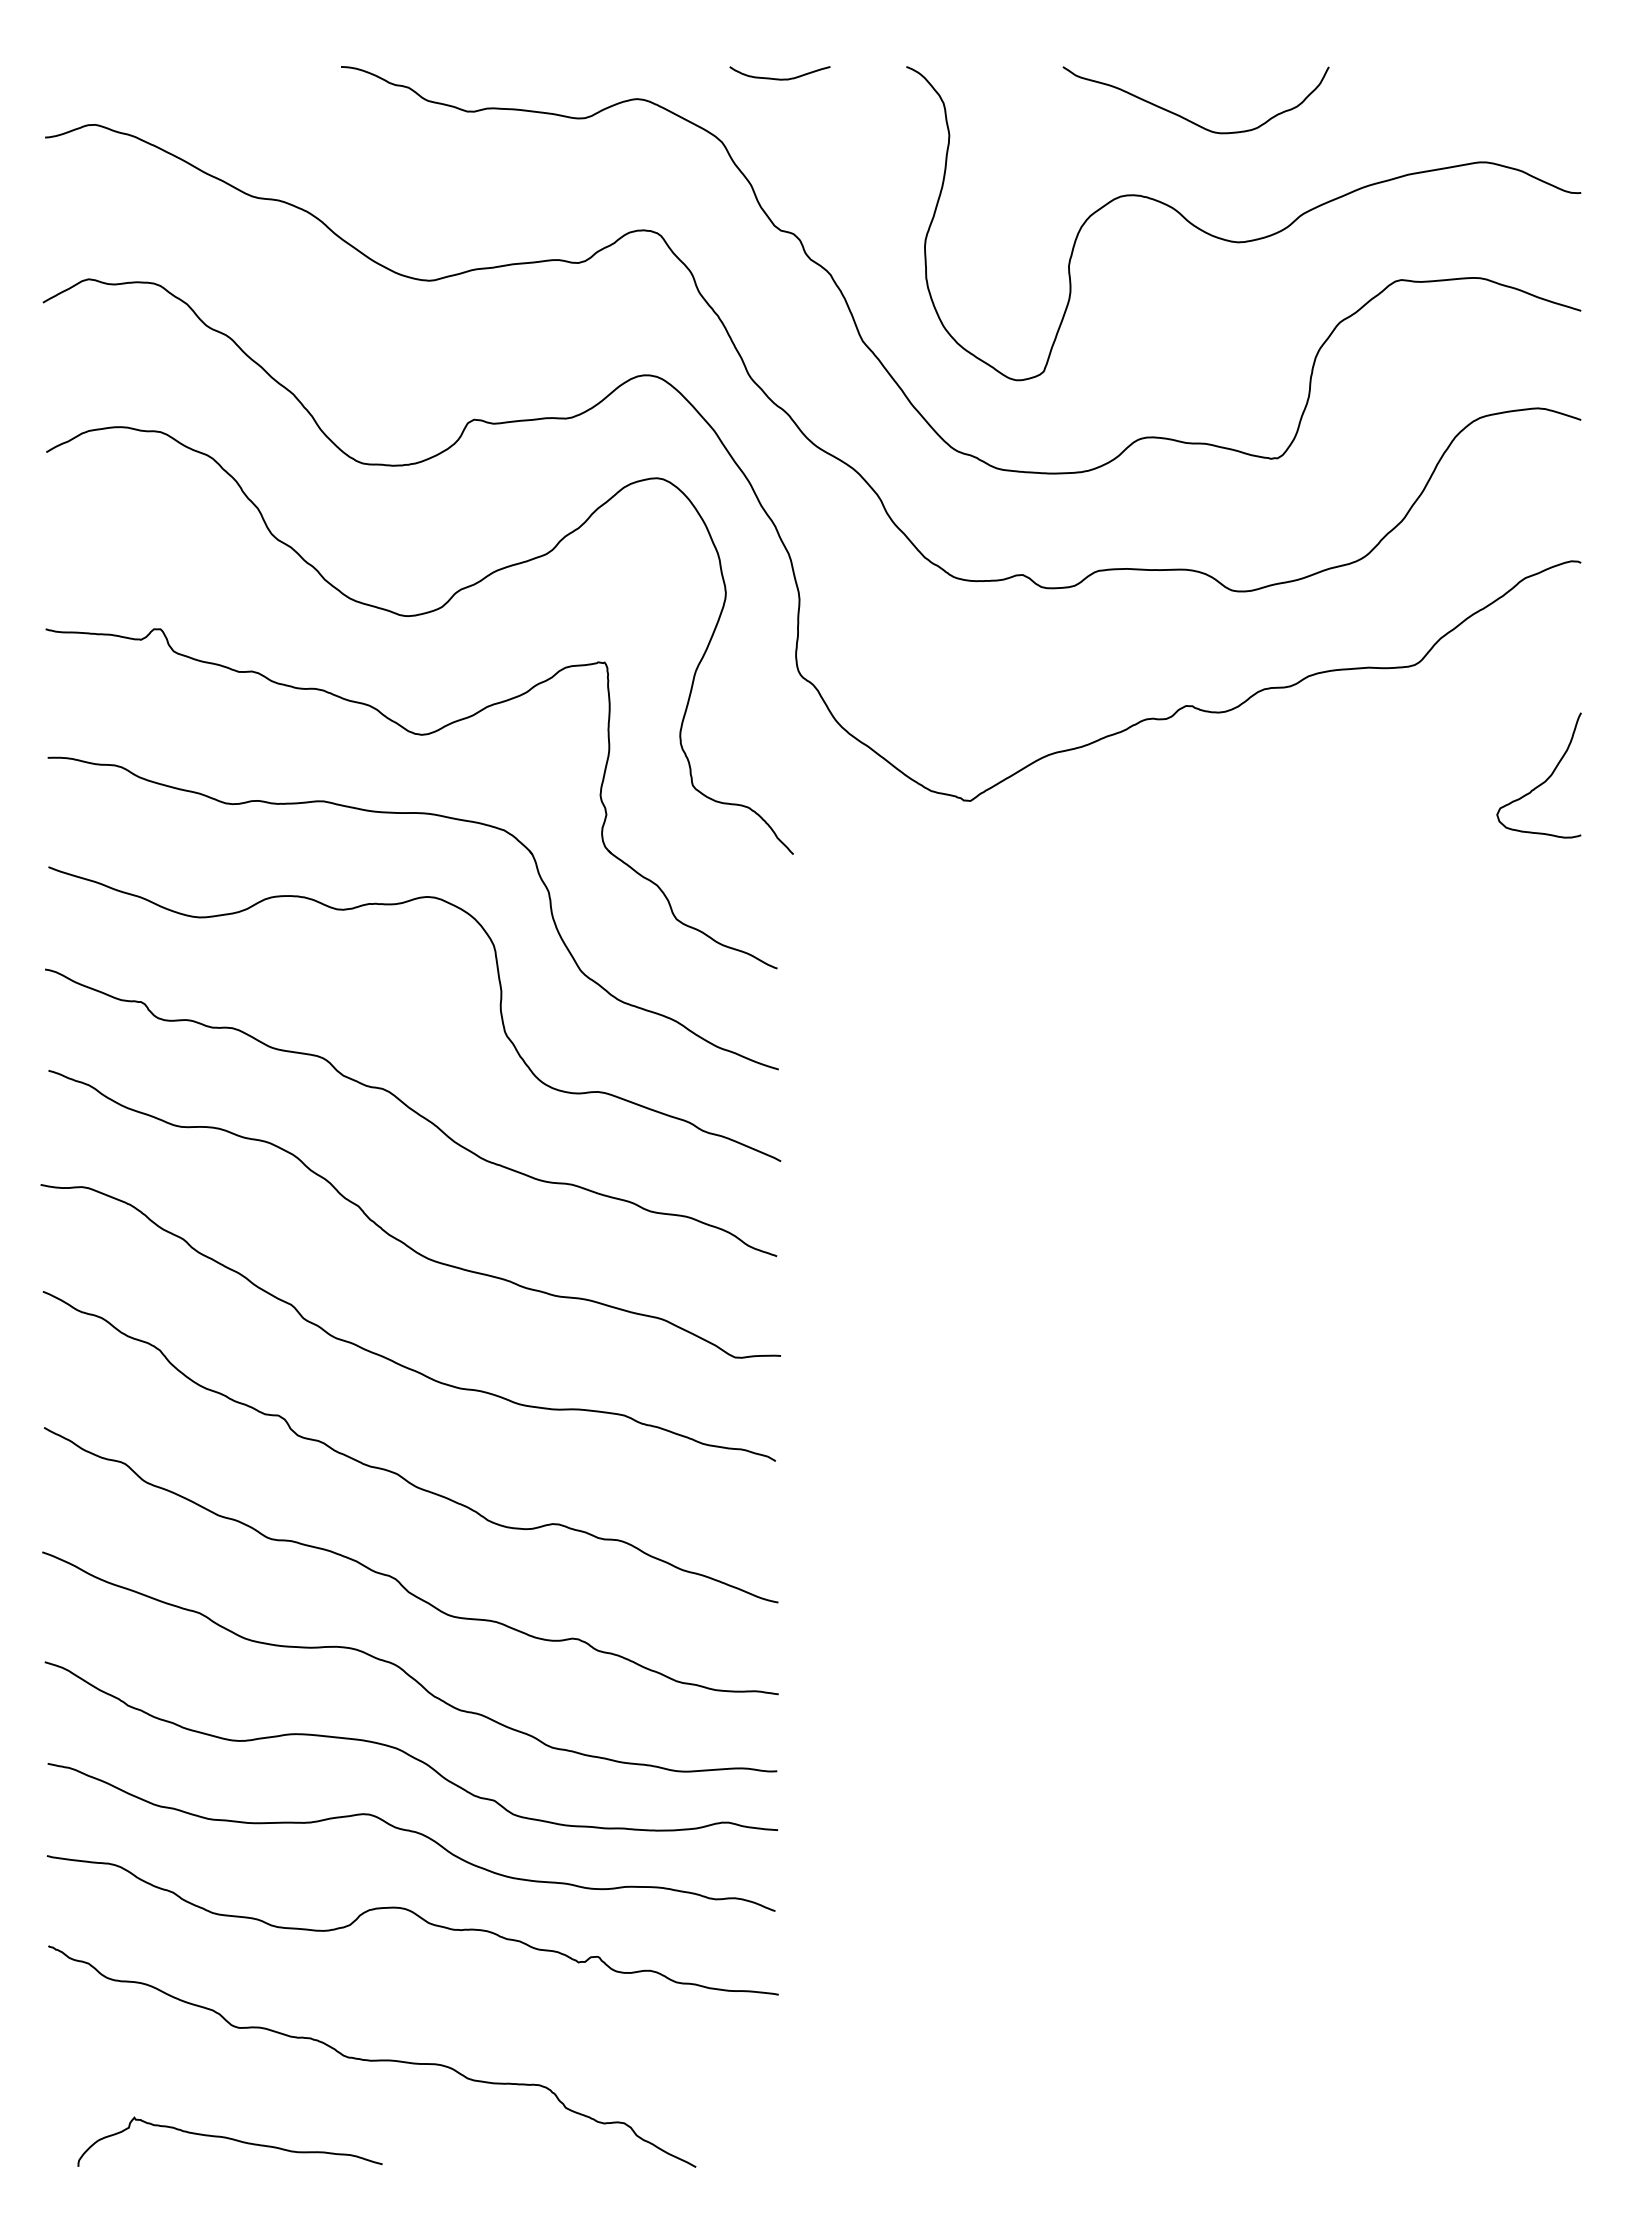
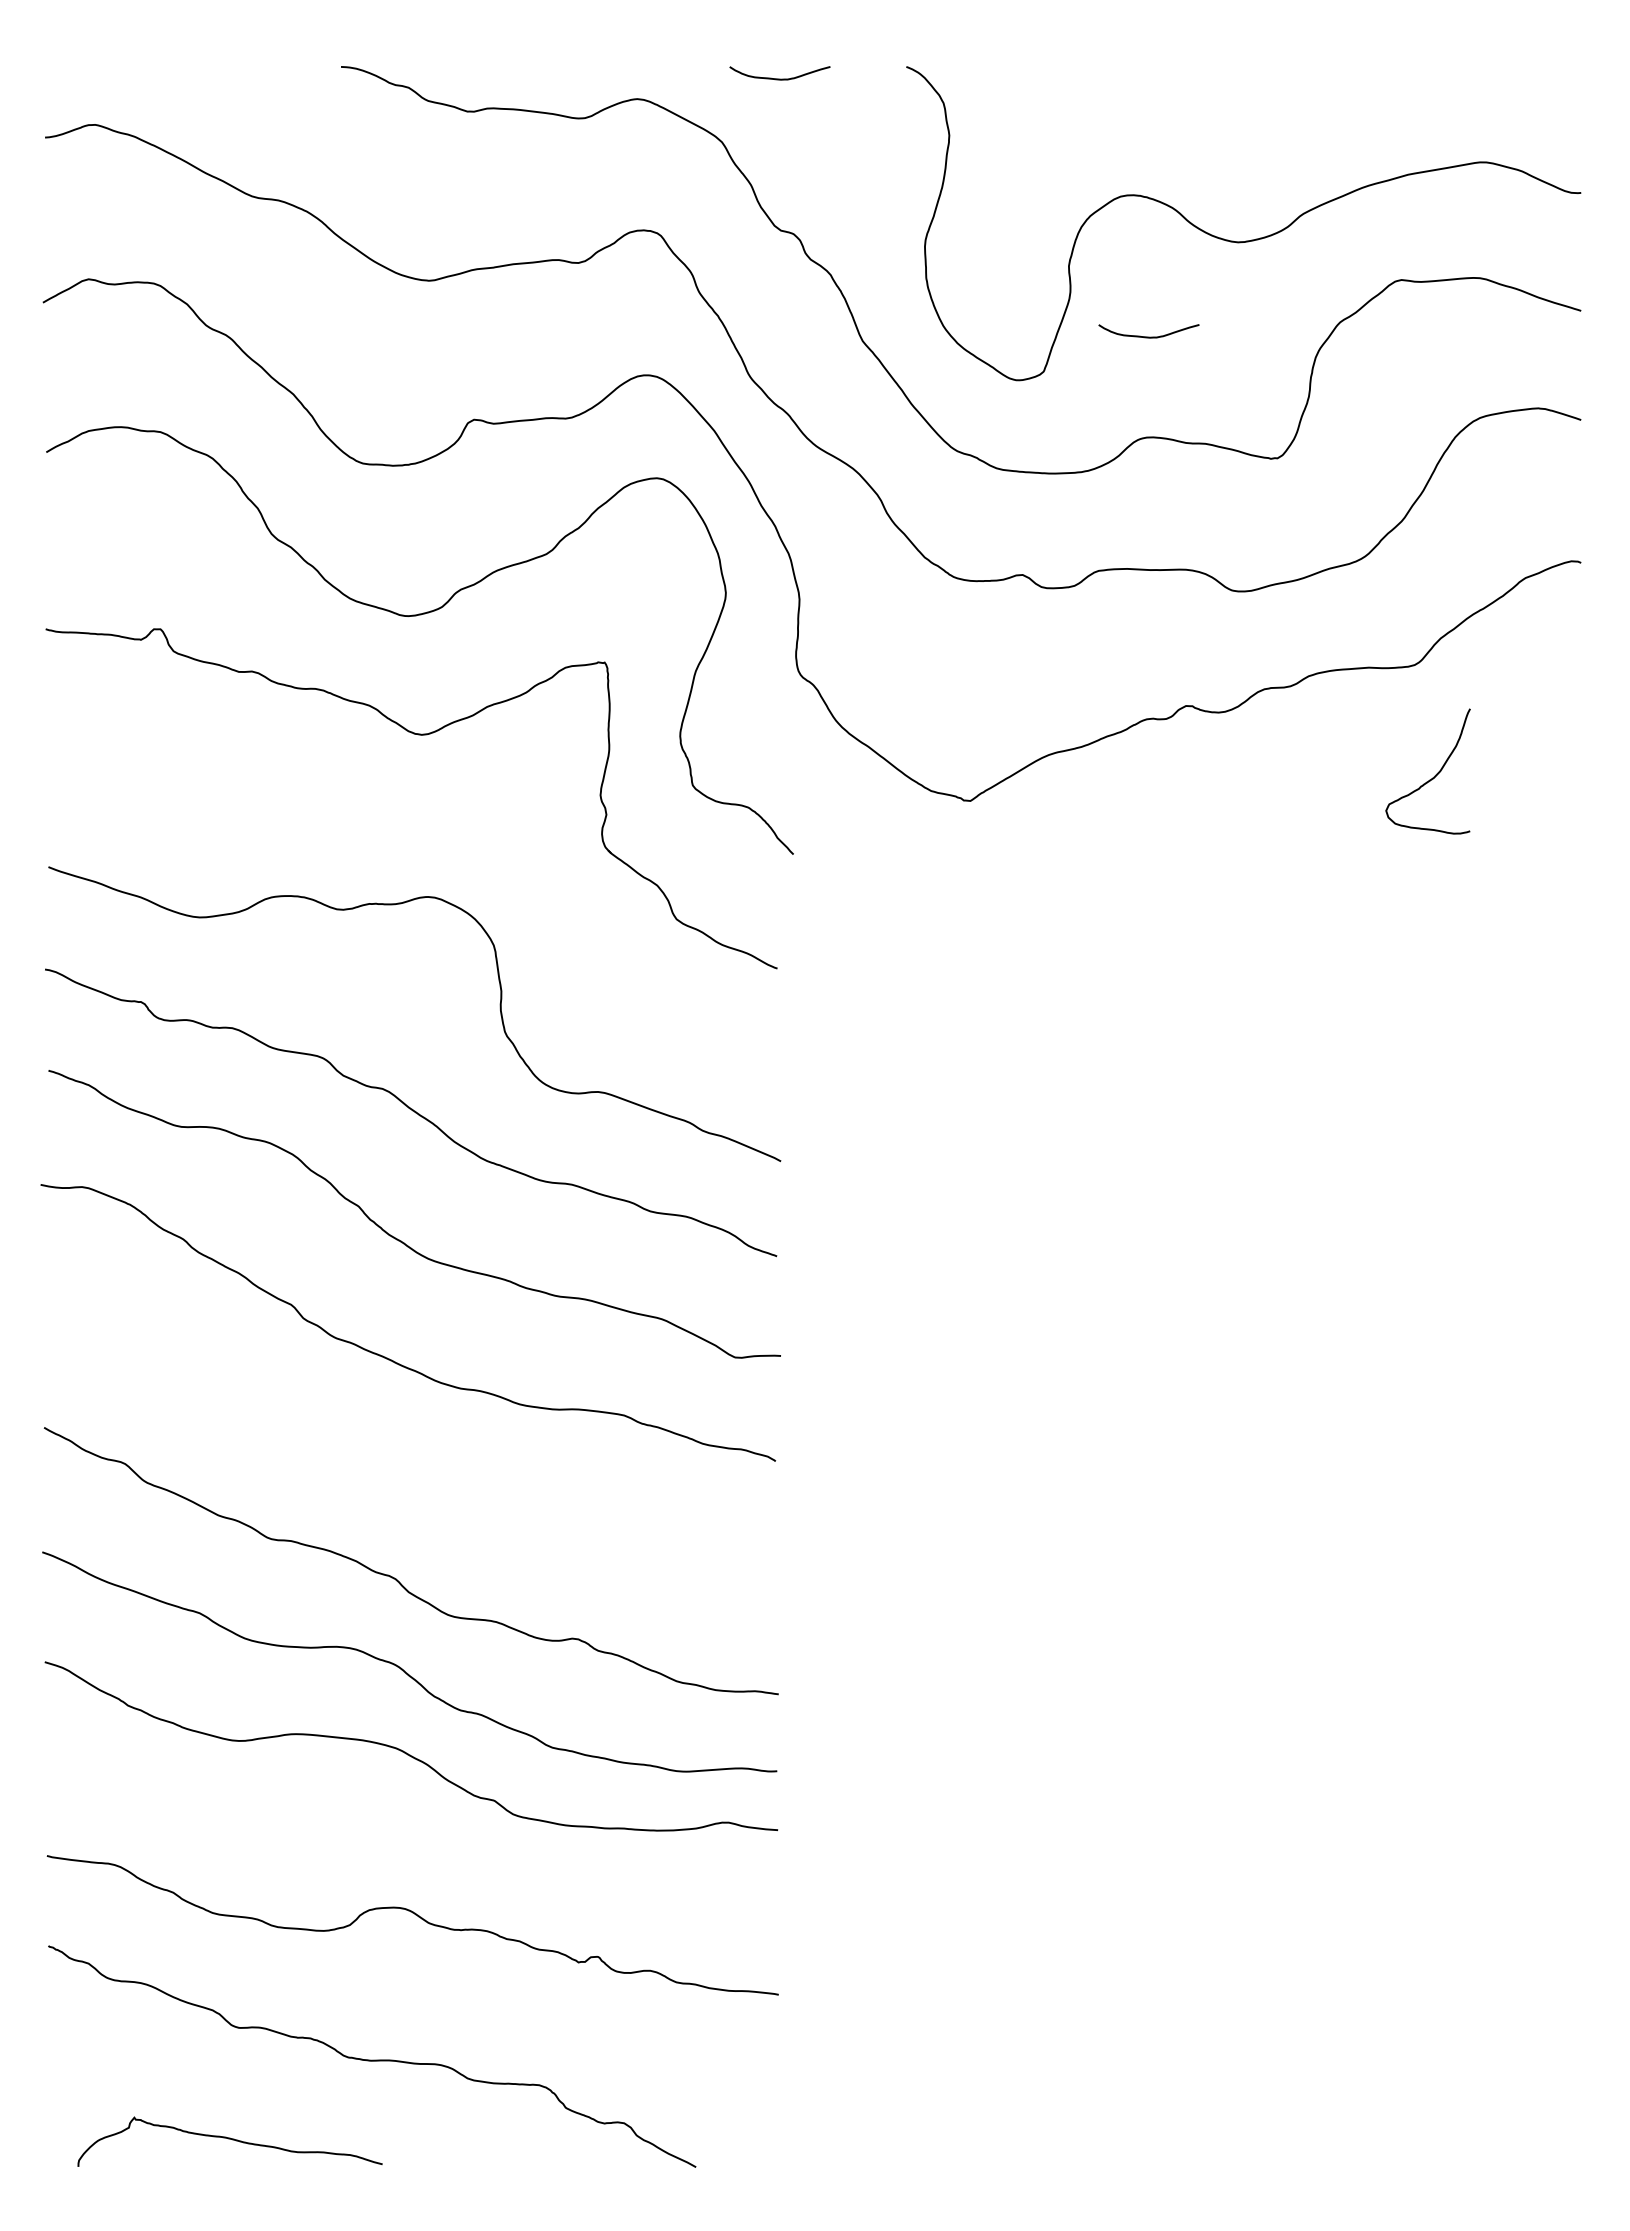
curve: present -> none (1186, 118)
curve: none -> present (1148, 336)
curve position: (1544, 780) -> (1433, 776) (1433, 776)
part: present -> none (420, 814)
curve: present -> none (398, 1473)
curve: present -> none (411, 1832)
